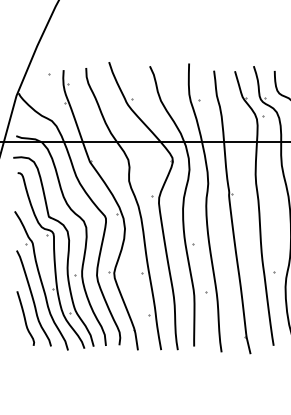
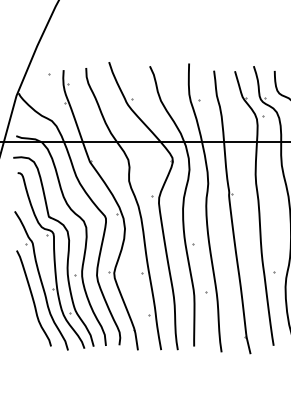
curve: present -> none (25, 318)
